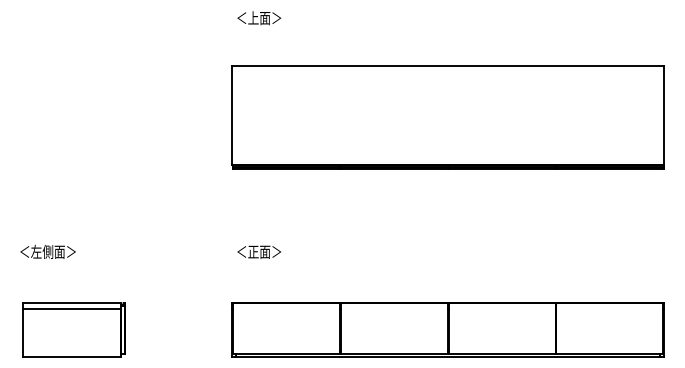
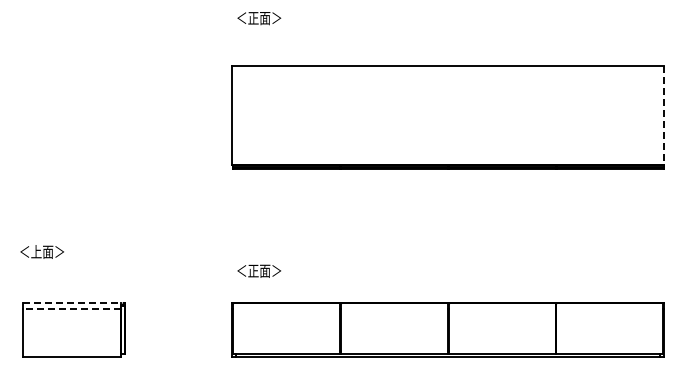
text: ＜上面＞ -> ＜正面＞ (253, 17)
line: solid -> dashed (664, 116)
text: ＜左側面＞ -> ＜上面＞ (53, 251)
text position: (259, 251) -> (259, 270) (259, 270)
line: solid -> dashed (72, 302)
line: solid -> dashed (71, 308)
